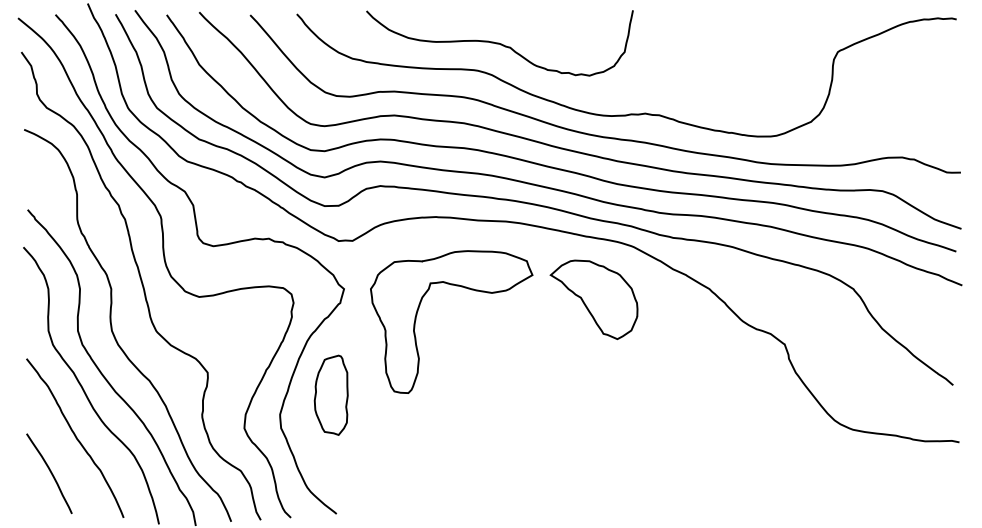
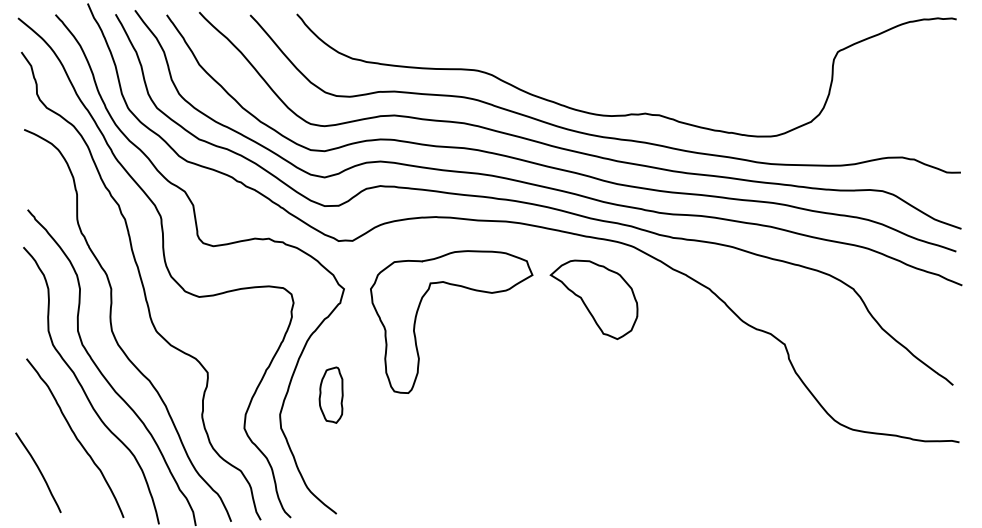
curve: present -> none (499, 43)
part size: 36x82 px -> 26x58 px (330, 394)
curve position: (50, 473) -> (39, 472) (39, 472)
